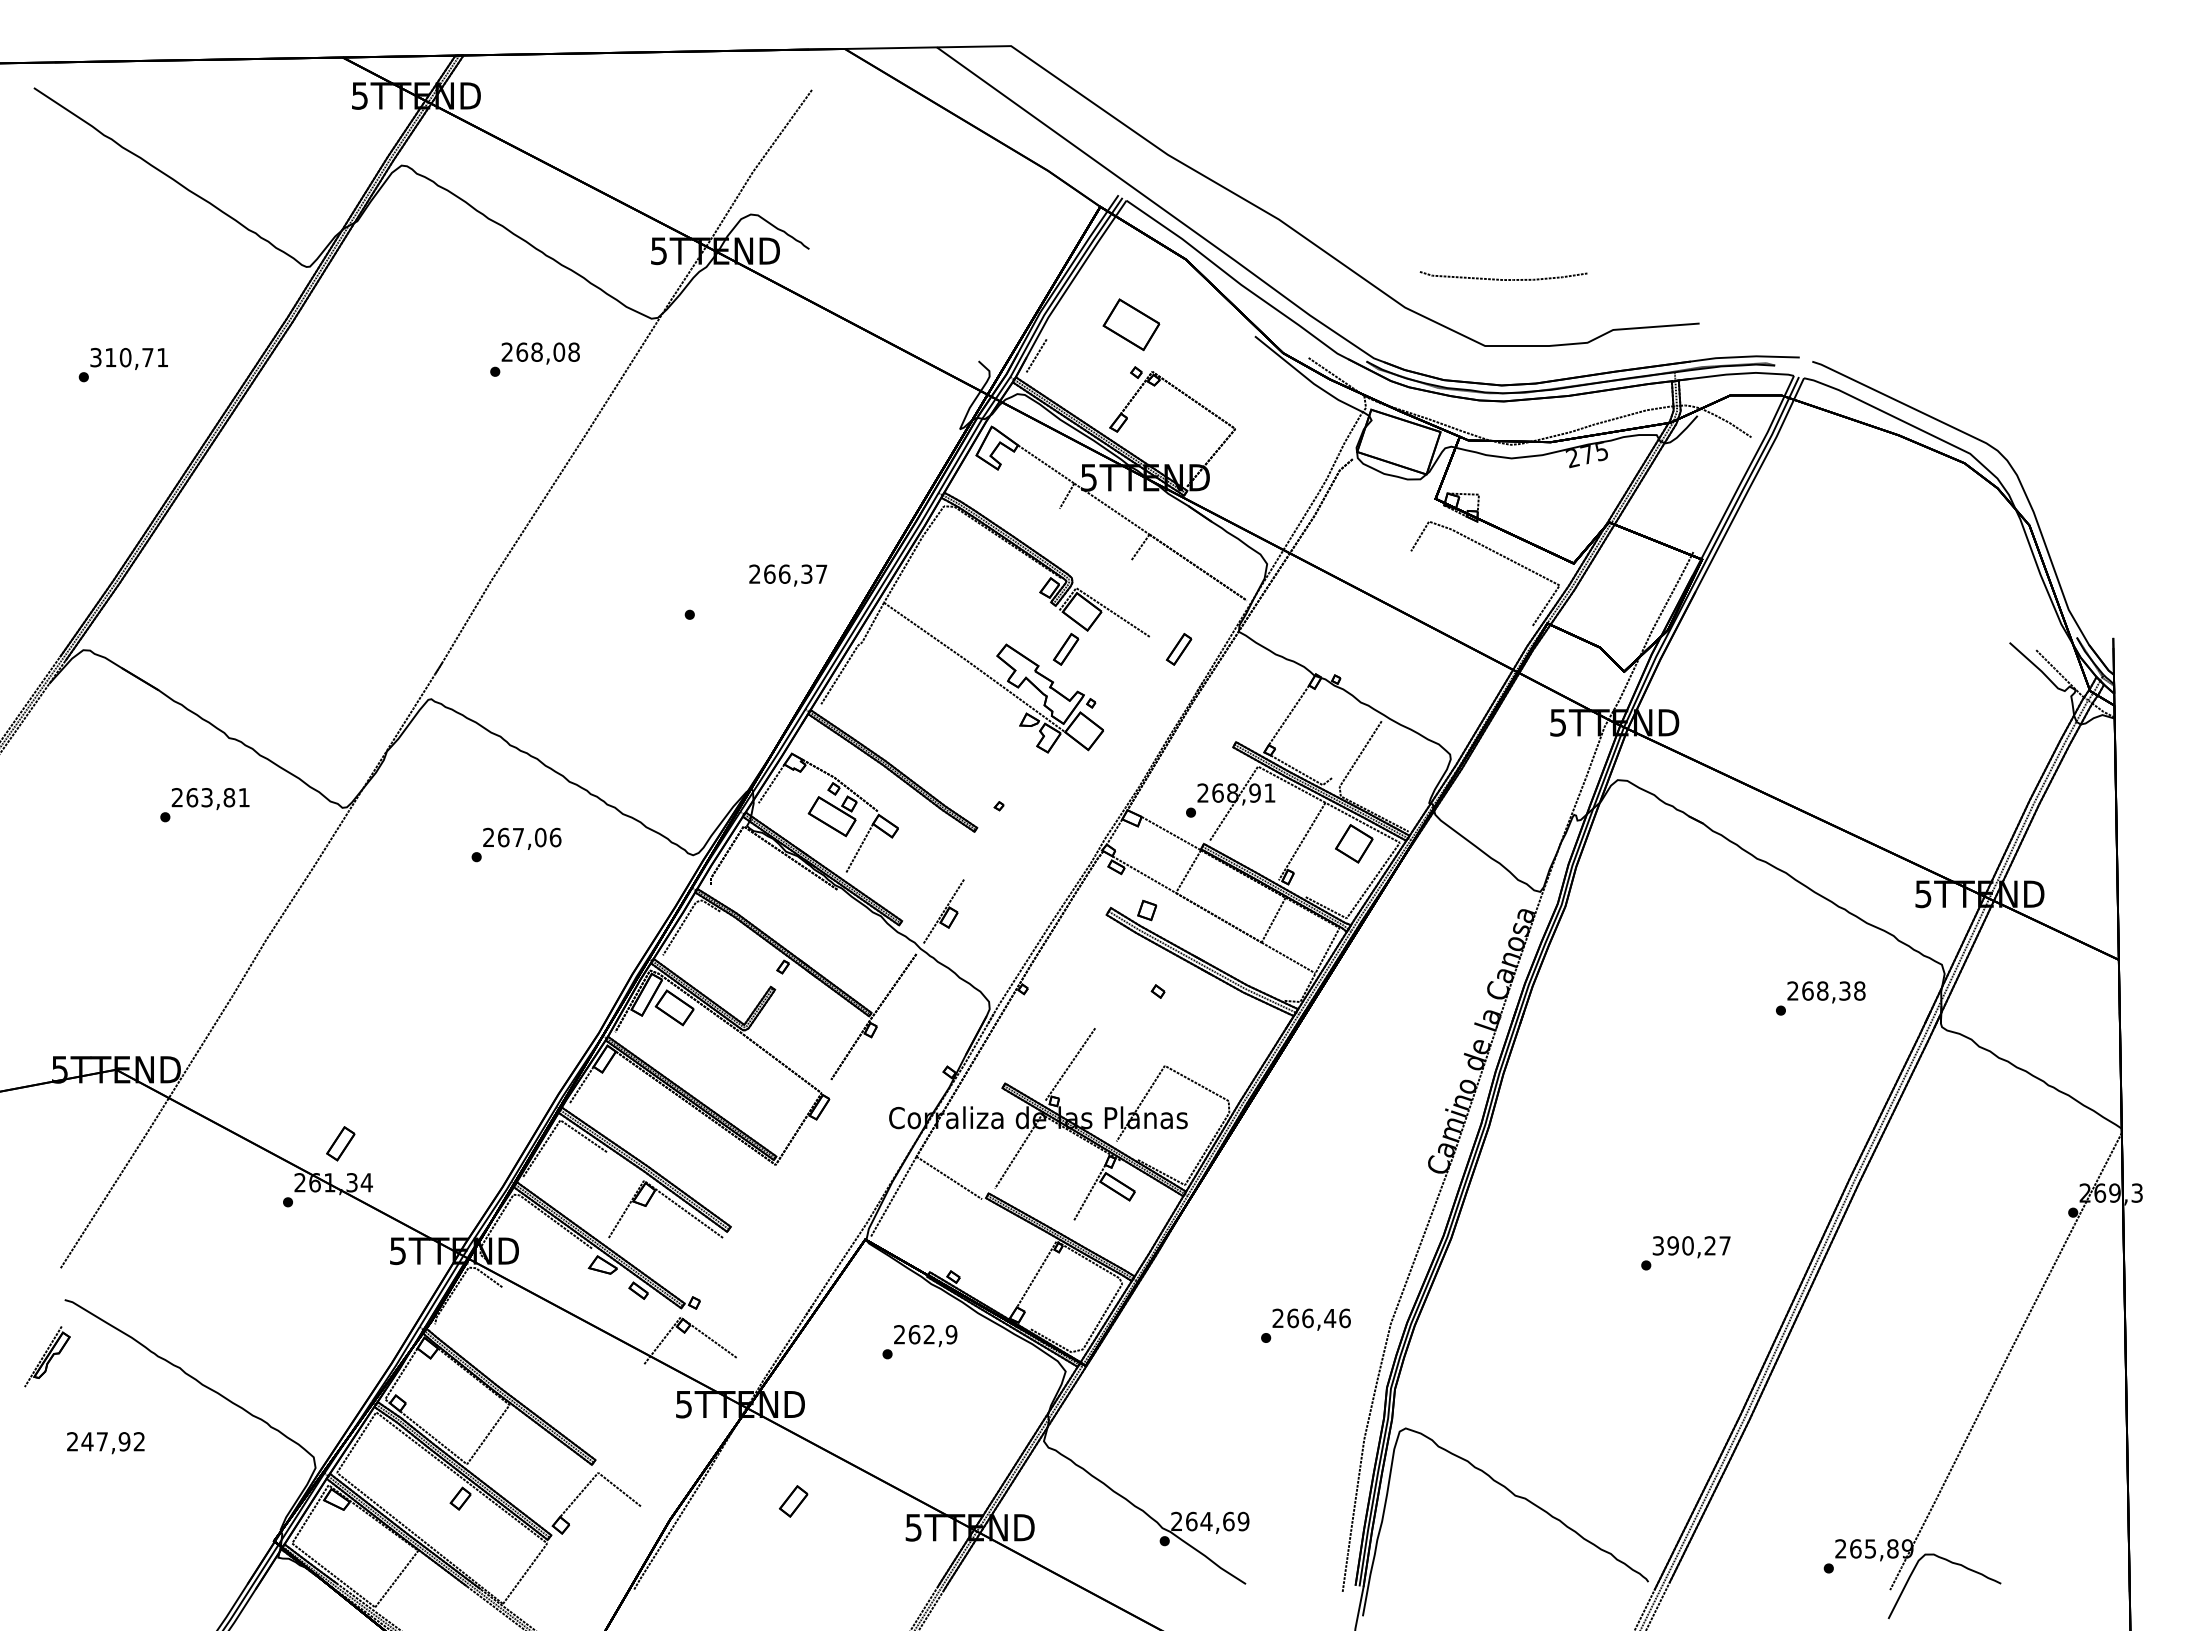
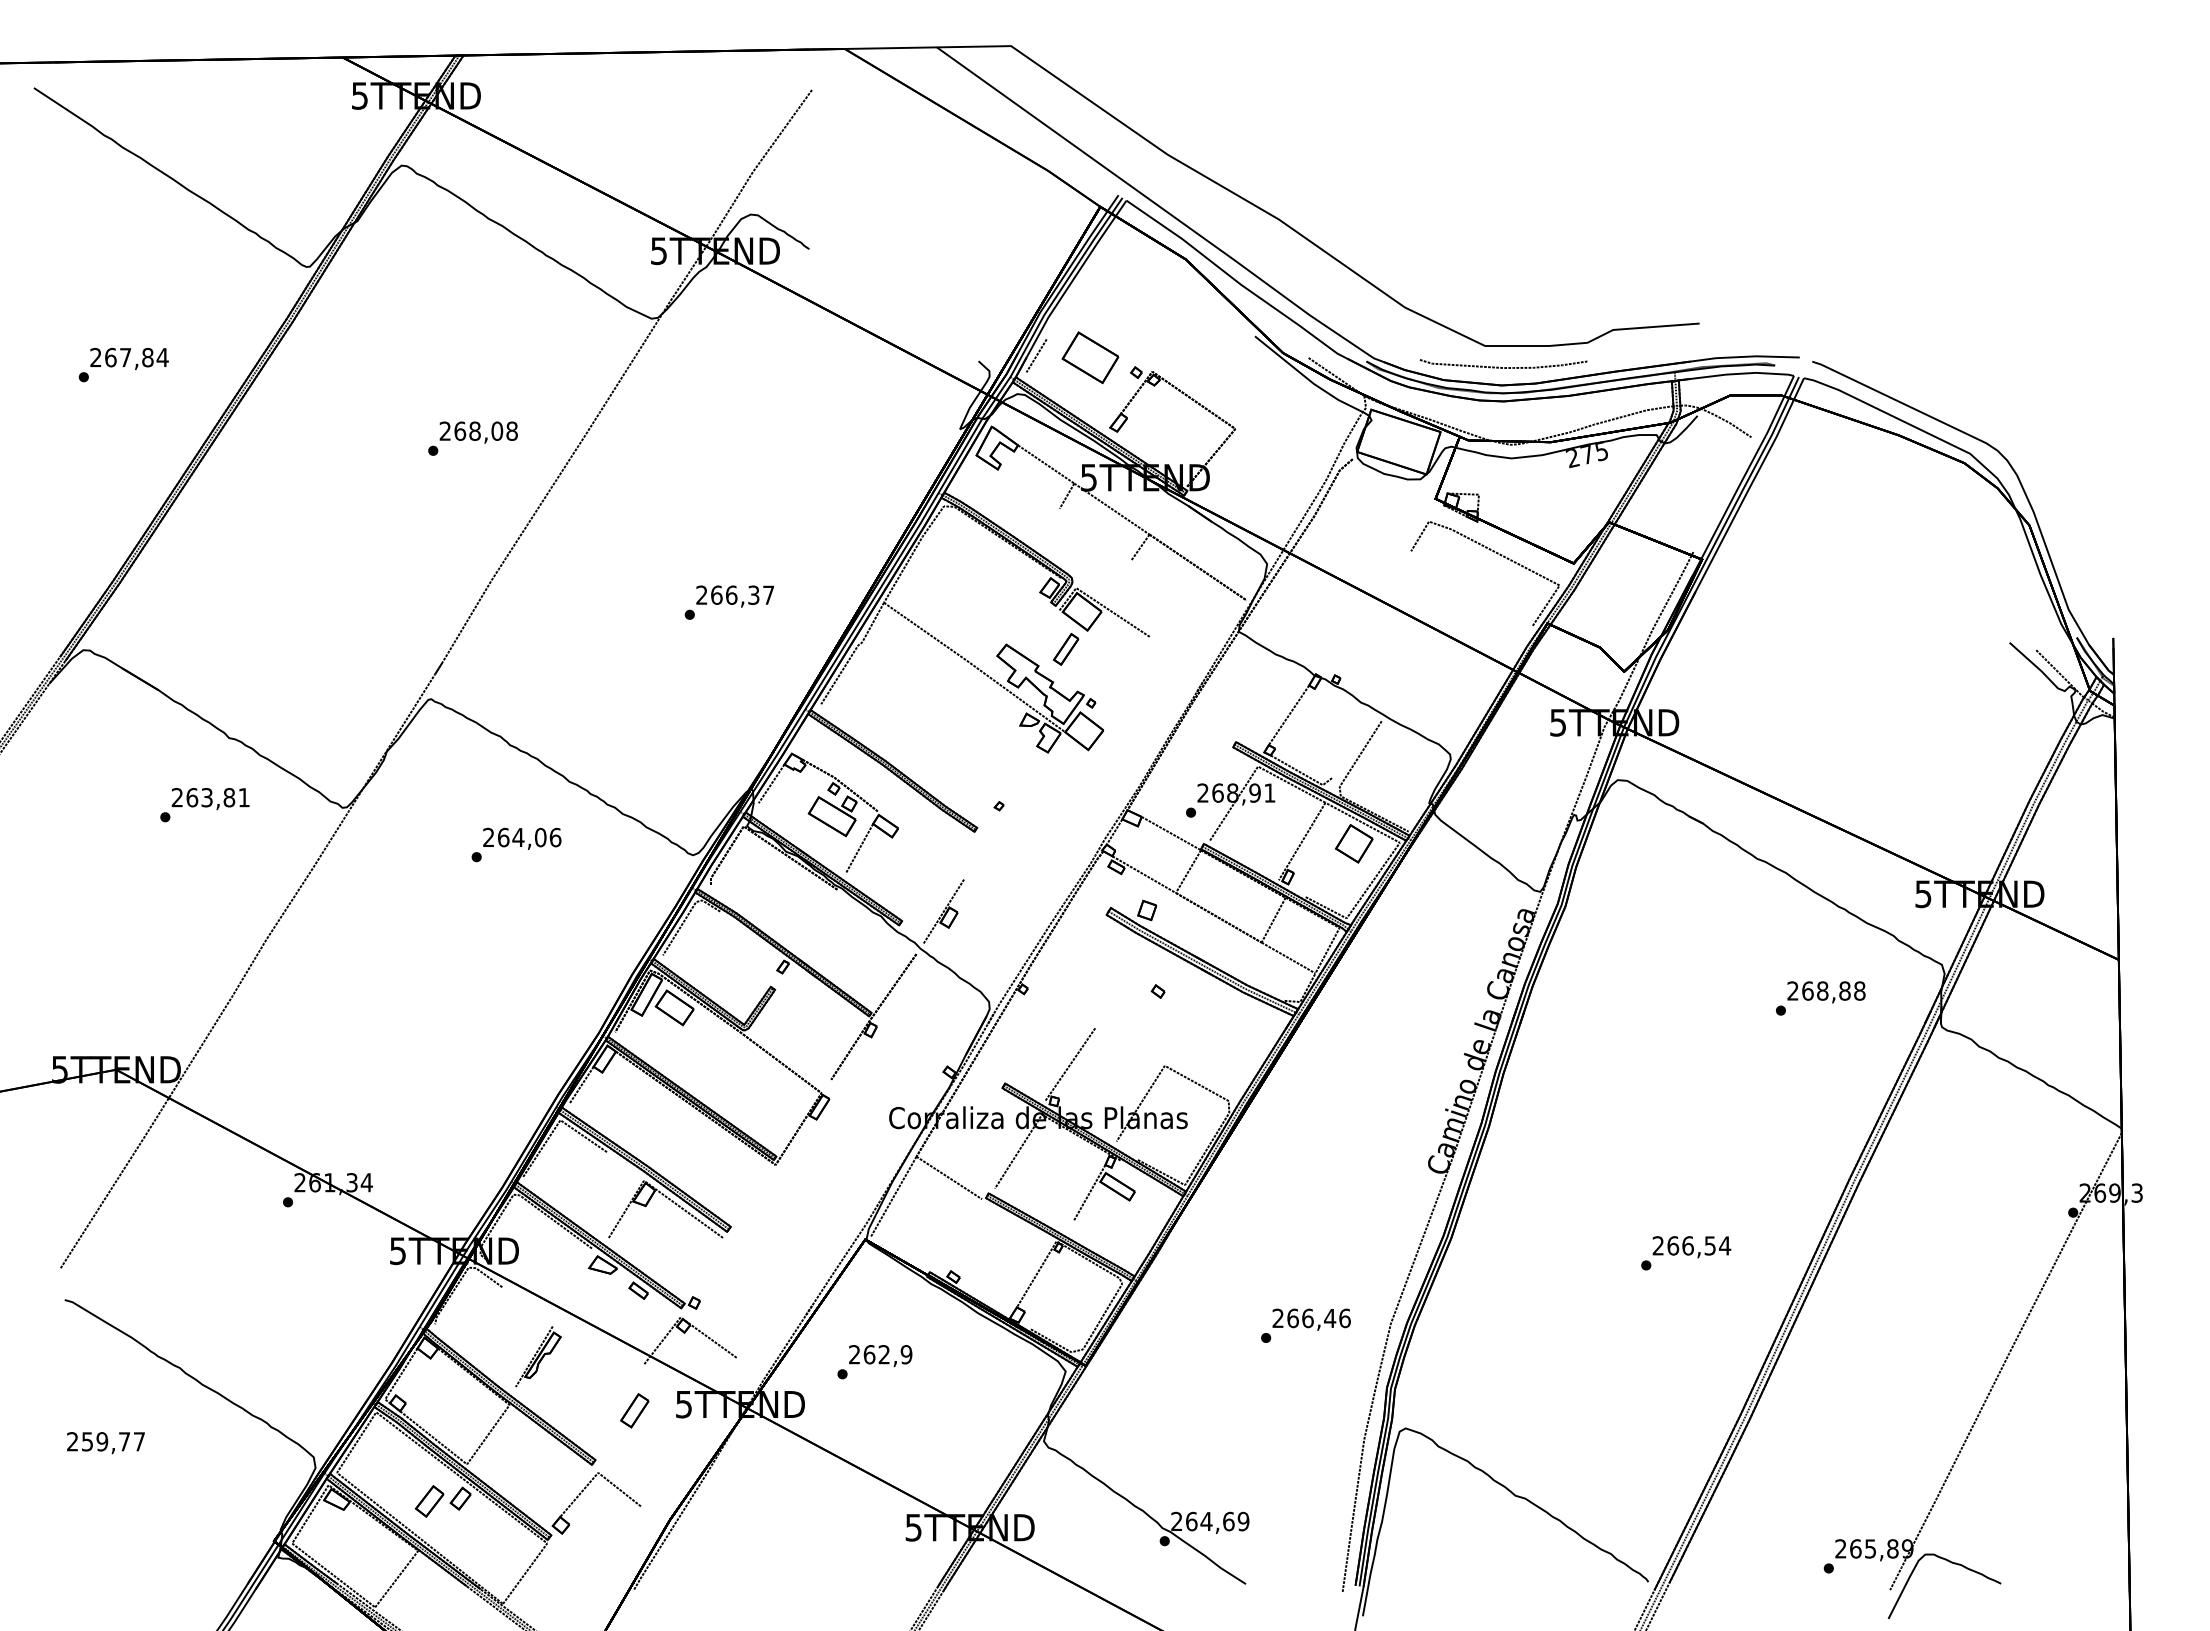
curve position: (1502, 279) -> (1502, 367) (1502, 367)
part position: (1131, 324) -> (1090, 357) (1090, 357)
text: 310,71 -> 267,84 (129, 357)
text position: (534, 359) -> (472, 438) (472, 438)
text position: (788, 575) -> (735, 596) (735, 596)
part: present -> none (1179, 649)
text: 267,06 -> 264,06 (518, 837)
text: 268,38 -> 268,88 (1844, 990)
part position: (340, 1143) -> (634, 1410) (634, 1410)
text: 390,27 -> 266,54 (1691, 1245)
text position: (919, 1342) -> (874, 1362) (874, 1362)
part position: (47, 1356) -> (538, 1356) (538, 1356)
text: 247,92 -> 259,77 (112, 1441)
part position: (793, 1501) -> (429, 1501) (429, 1501)
